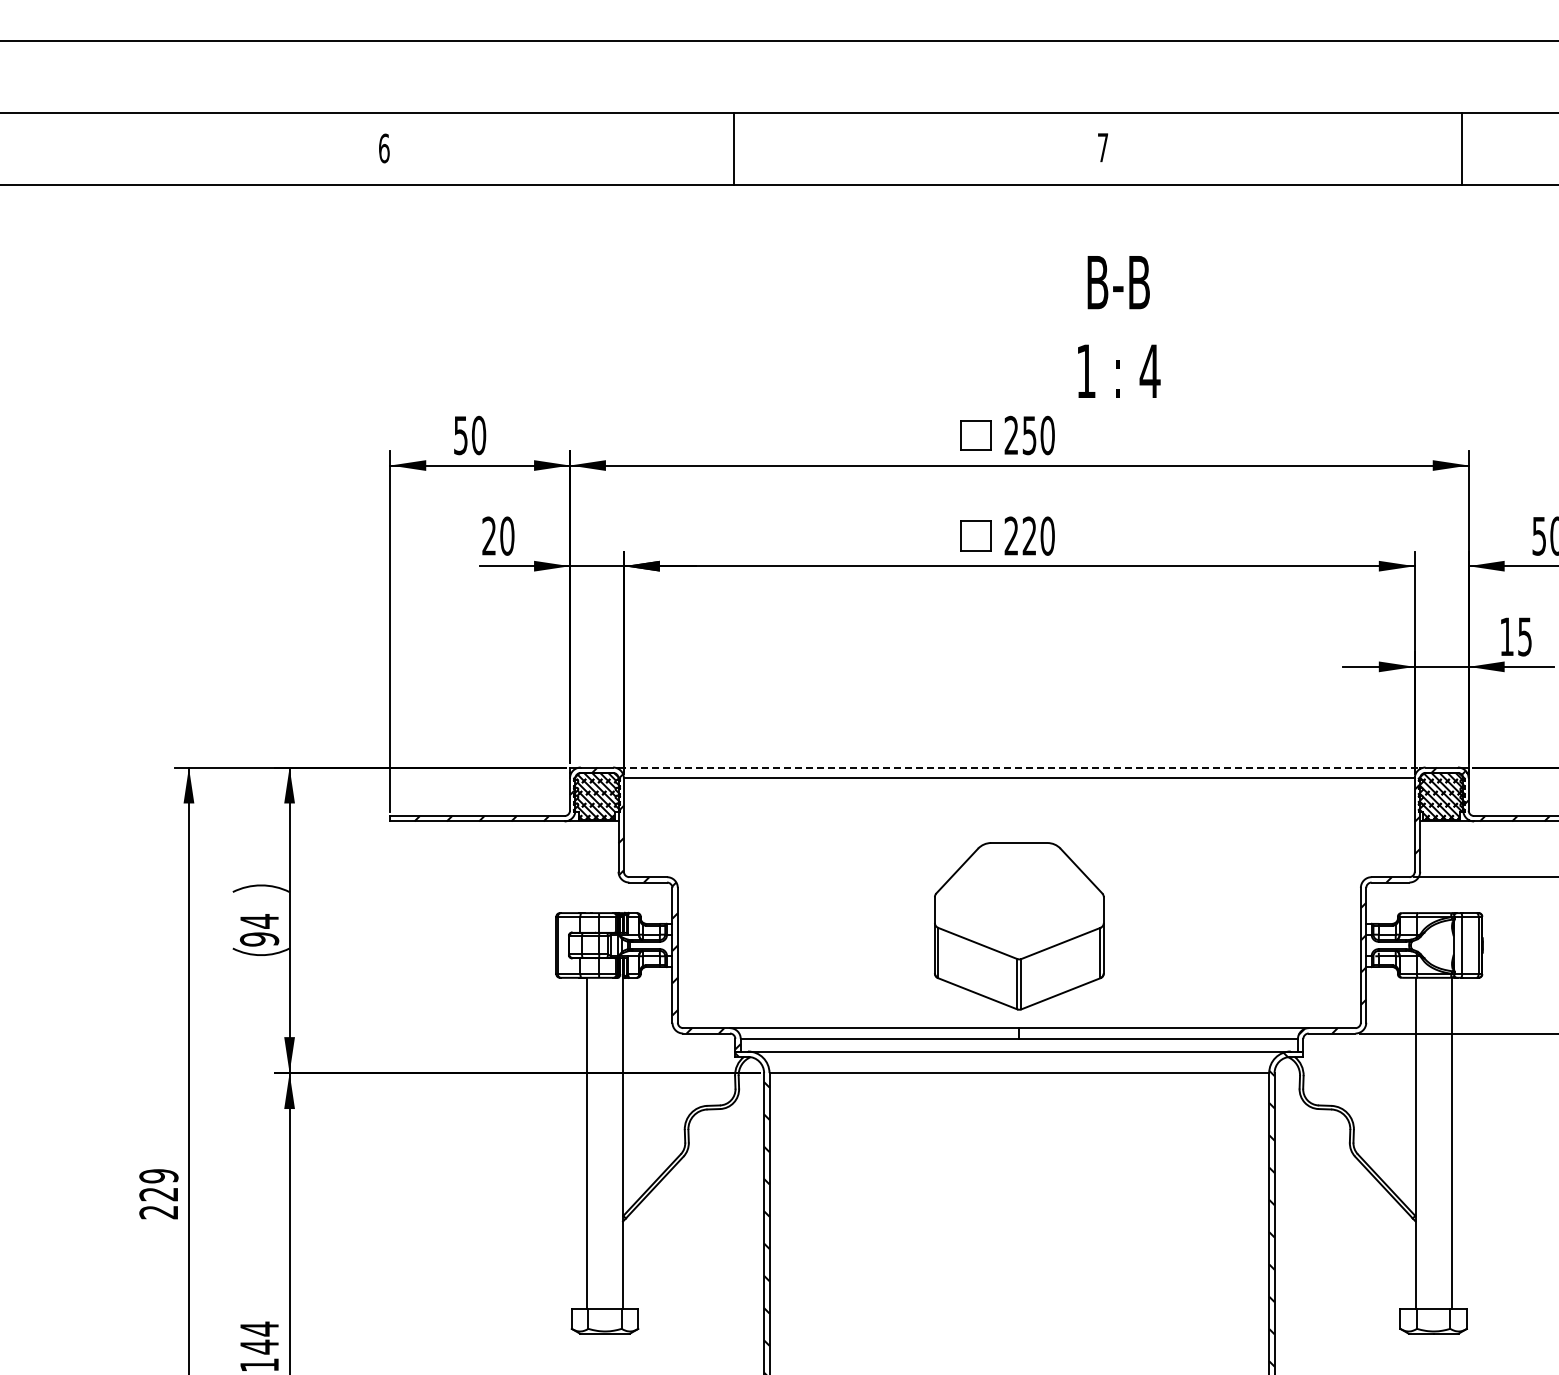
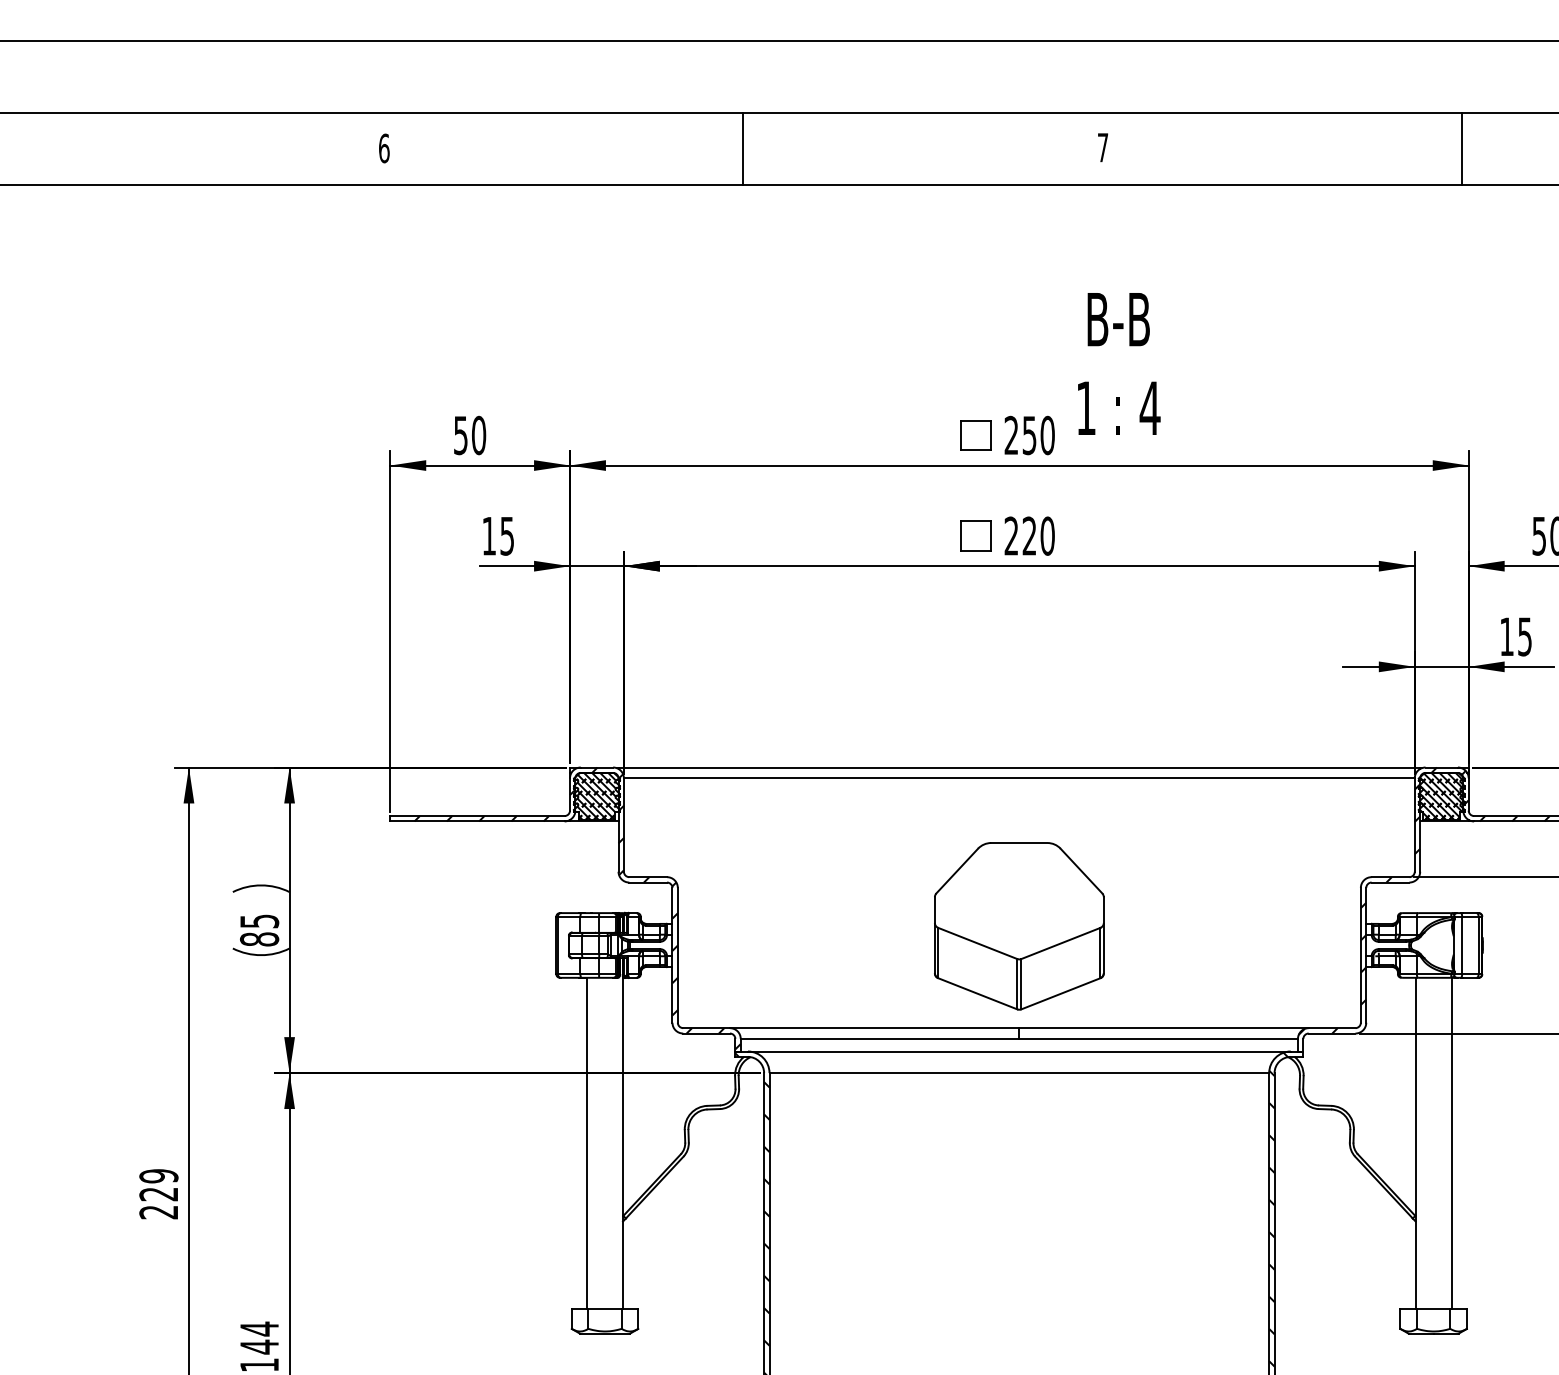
line position: (734, 149) -> (743, 149) (743, 149)
text position: (1119, 326) -> (1119, 363) (1119, 363)
text: 20 -> 15 (498, 535)
line: dashed -> solid (1019, 767)
text: 94 -> 85 (259, 930)
